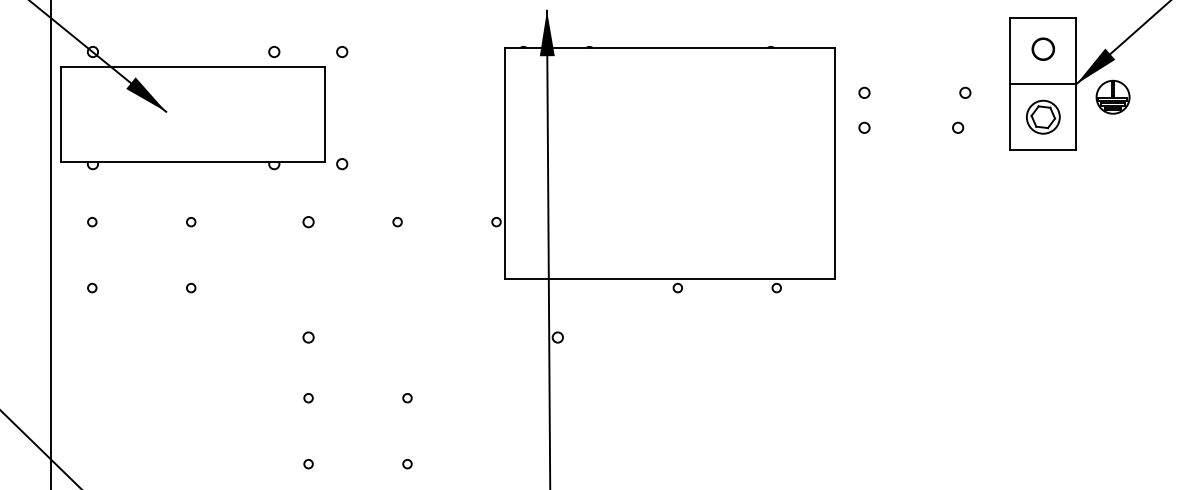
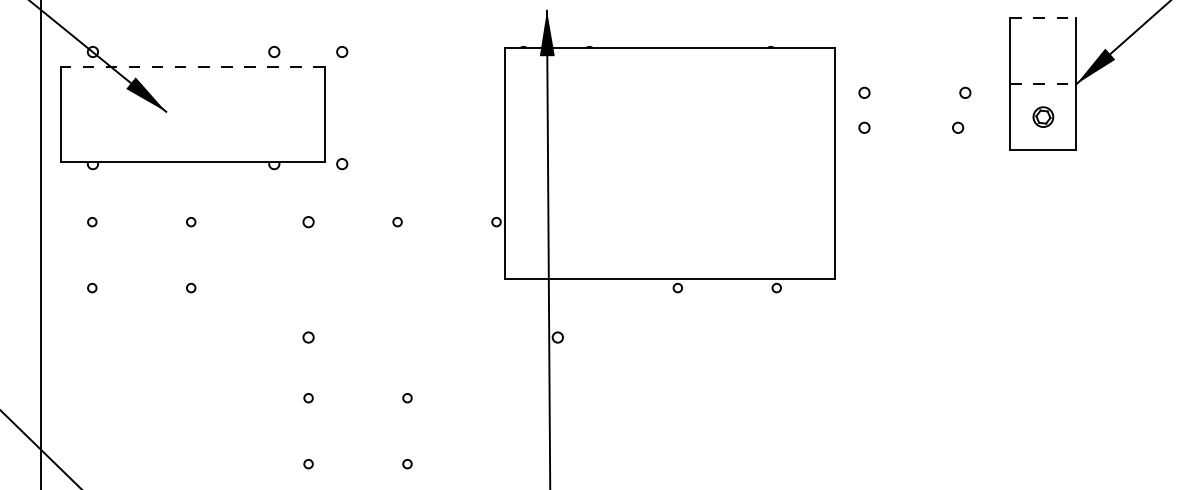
line: solid -> dashed (1043, 18)
circle: present -> none (1042, 48)
line: solid -> dashed (193, 67)
line: solid -> dashed (1043, 84)
part: present -> none (1112, 96)
part size: 35x36 px -> 23x22 px (1043, 116)
line position: (51, 244) -> (41, 244) (41, 244)
